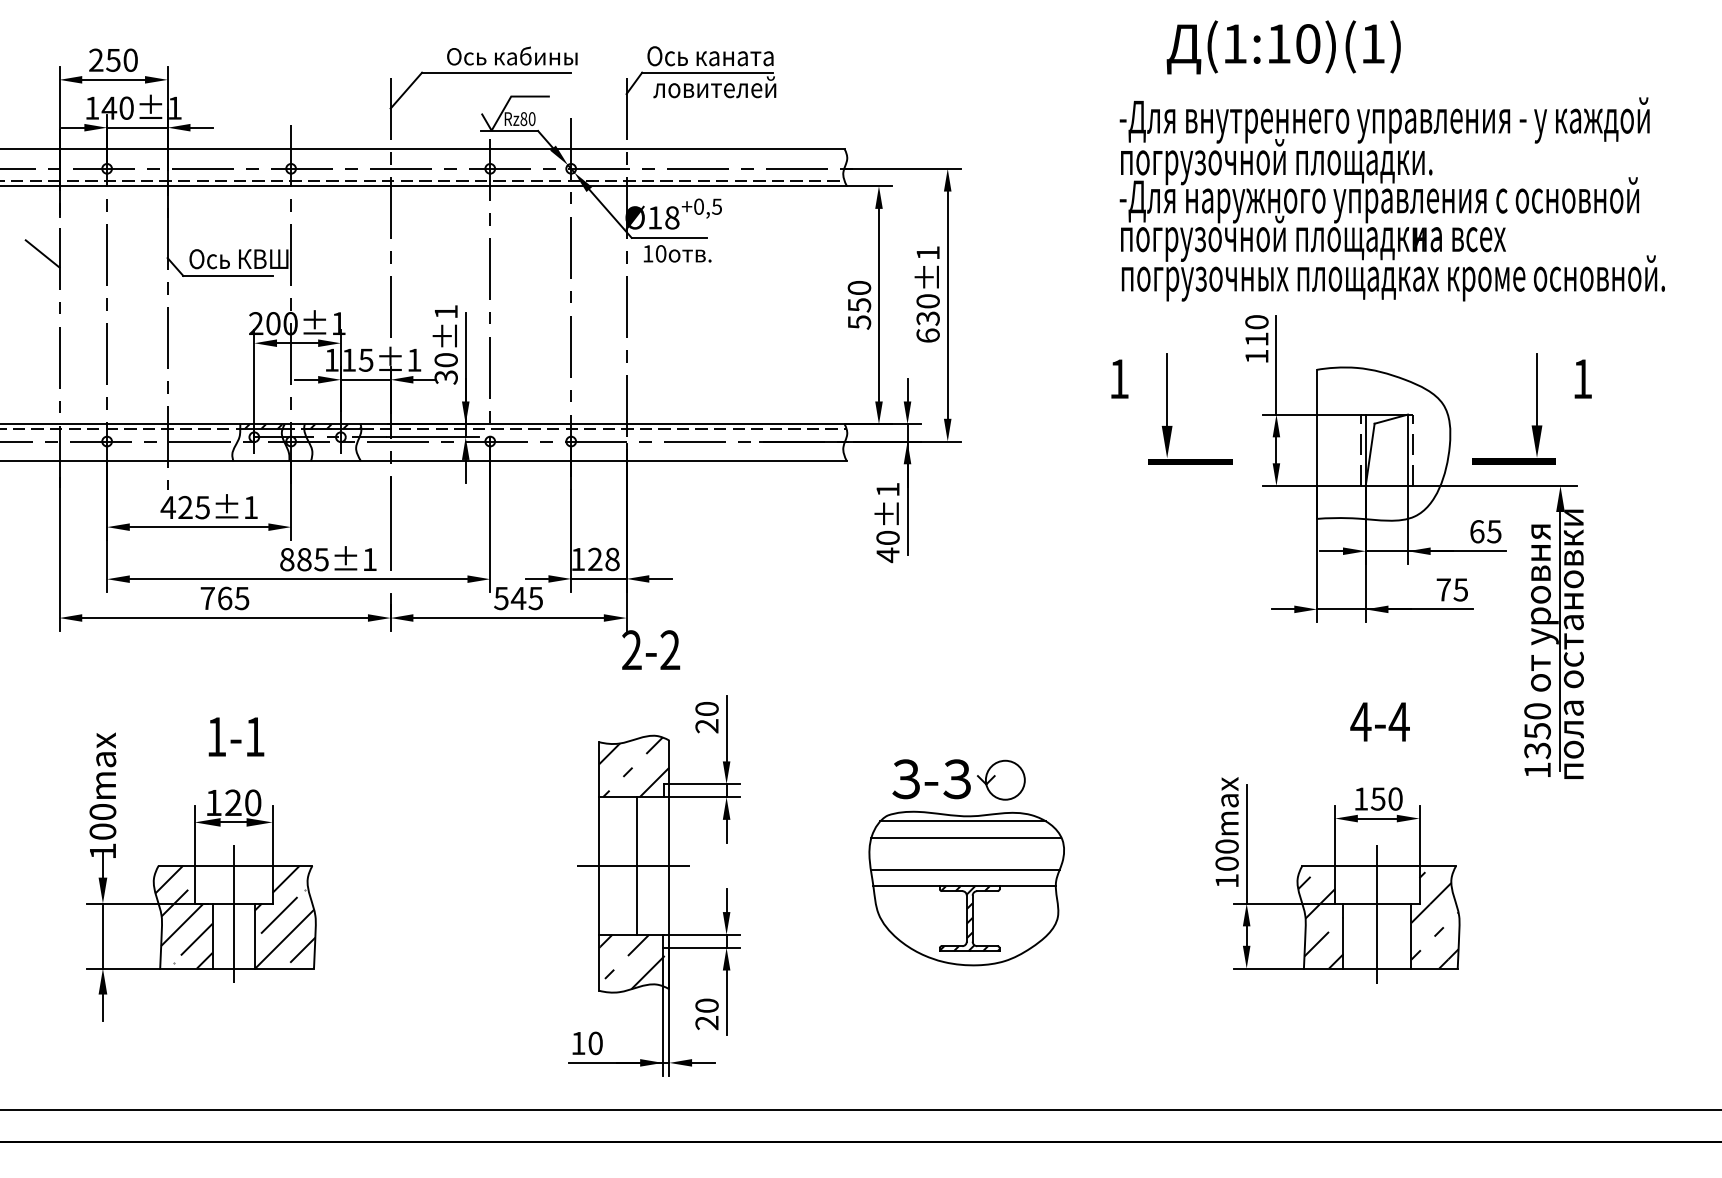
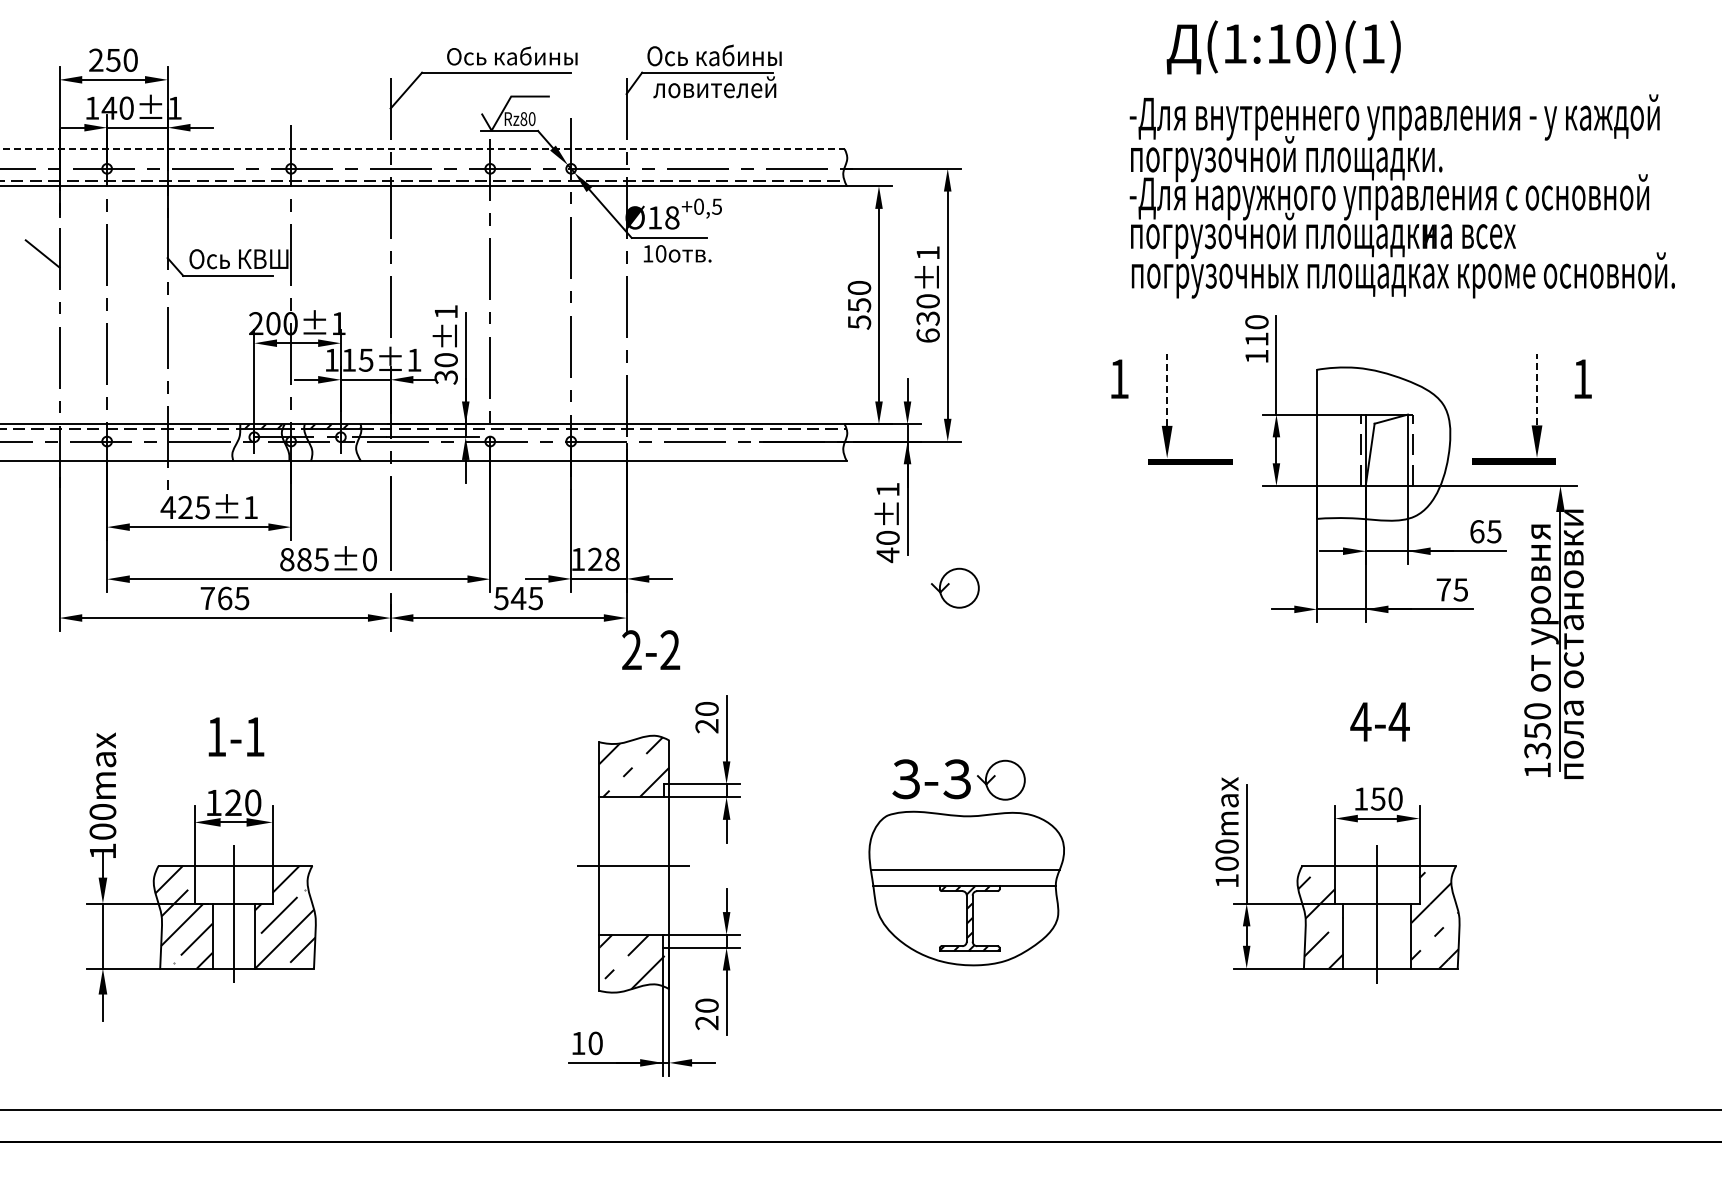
text: Ось каната -> Ось кабины (751, 55)
line: solid -> dashed (422, 149)
text position: (1391, 199) -> (1401, 196) (1401, 196)
line: solid -> dashed (1537, 389)
line: solid -> dashed (1167, 390)
text: 885±1 -> 885±0 (369, 559)
part: none -> present (955, 587)
line: present -> none (962, 821)
line: present -> none (966, 837)
line: present -> none (636, 865)
